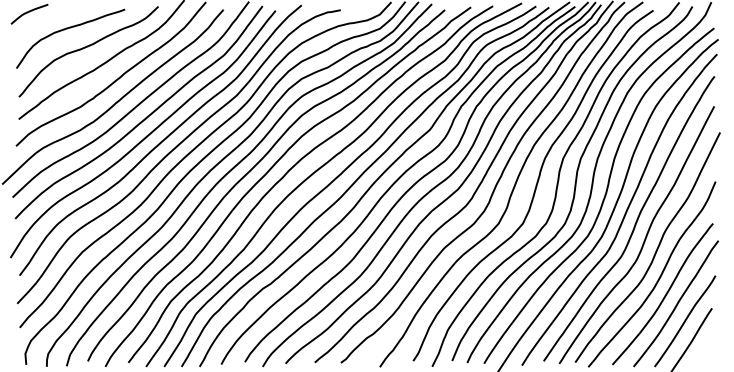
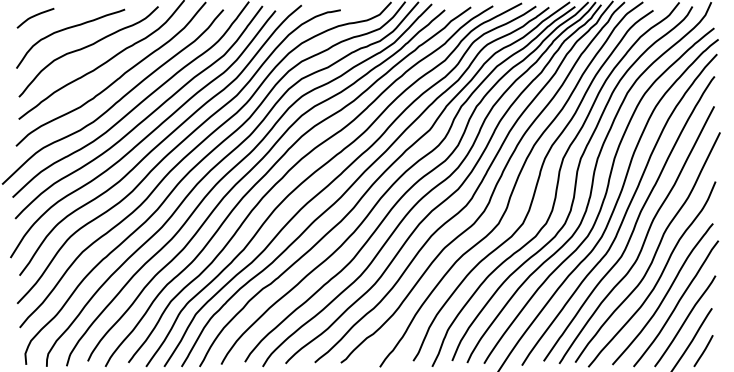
curve position: (29, 12) -> (35, 16) (35, 16)
line: none -> present (703, 351)
